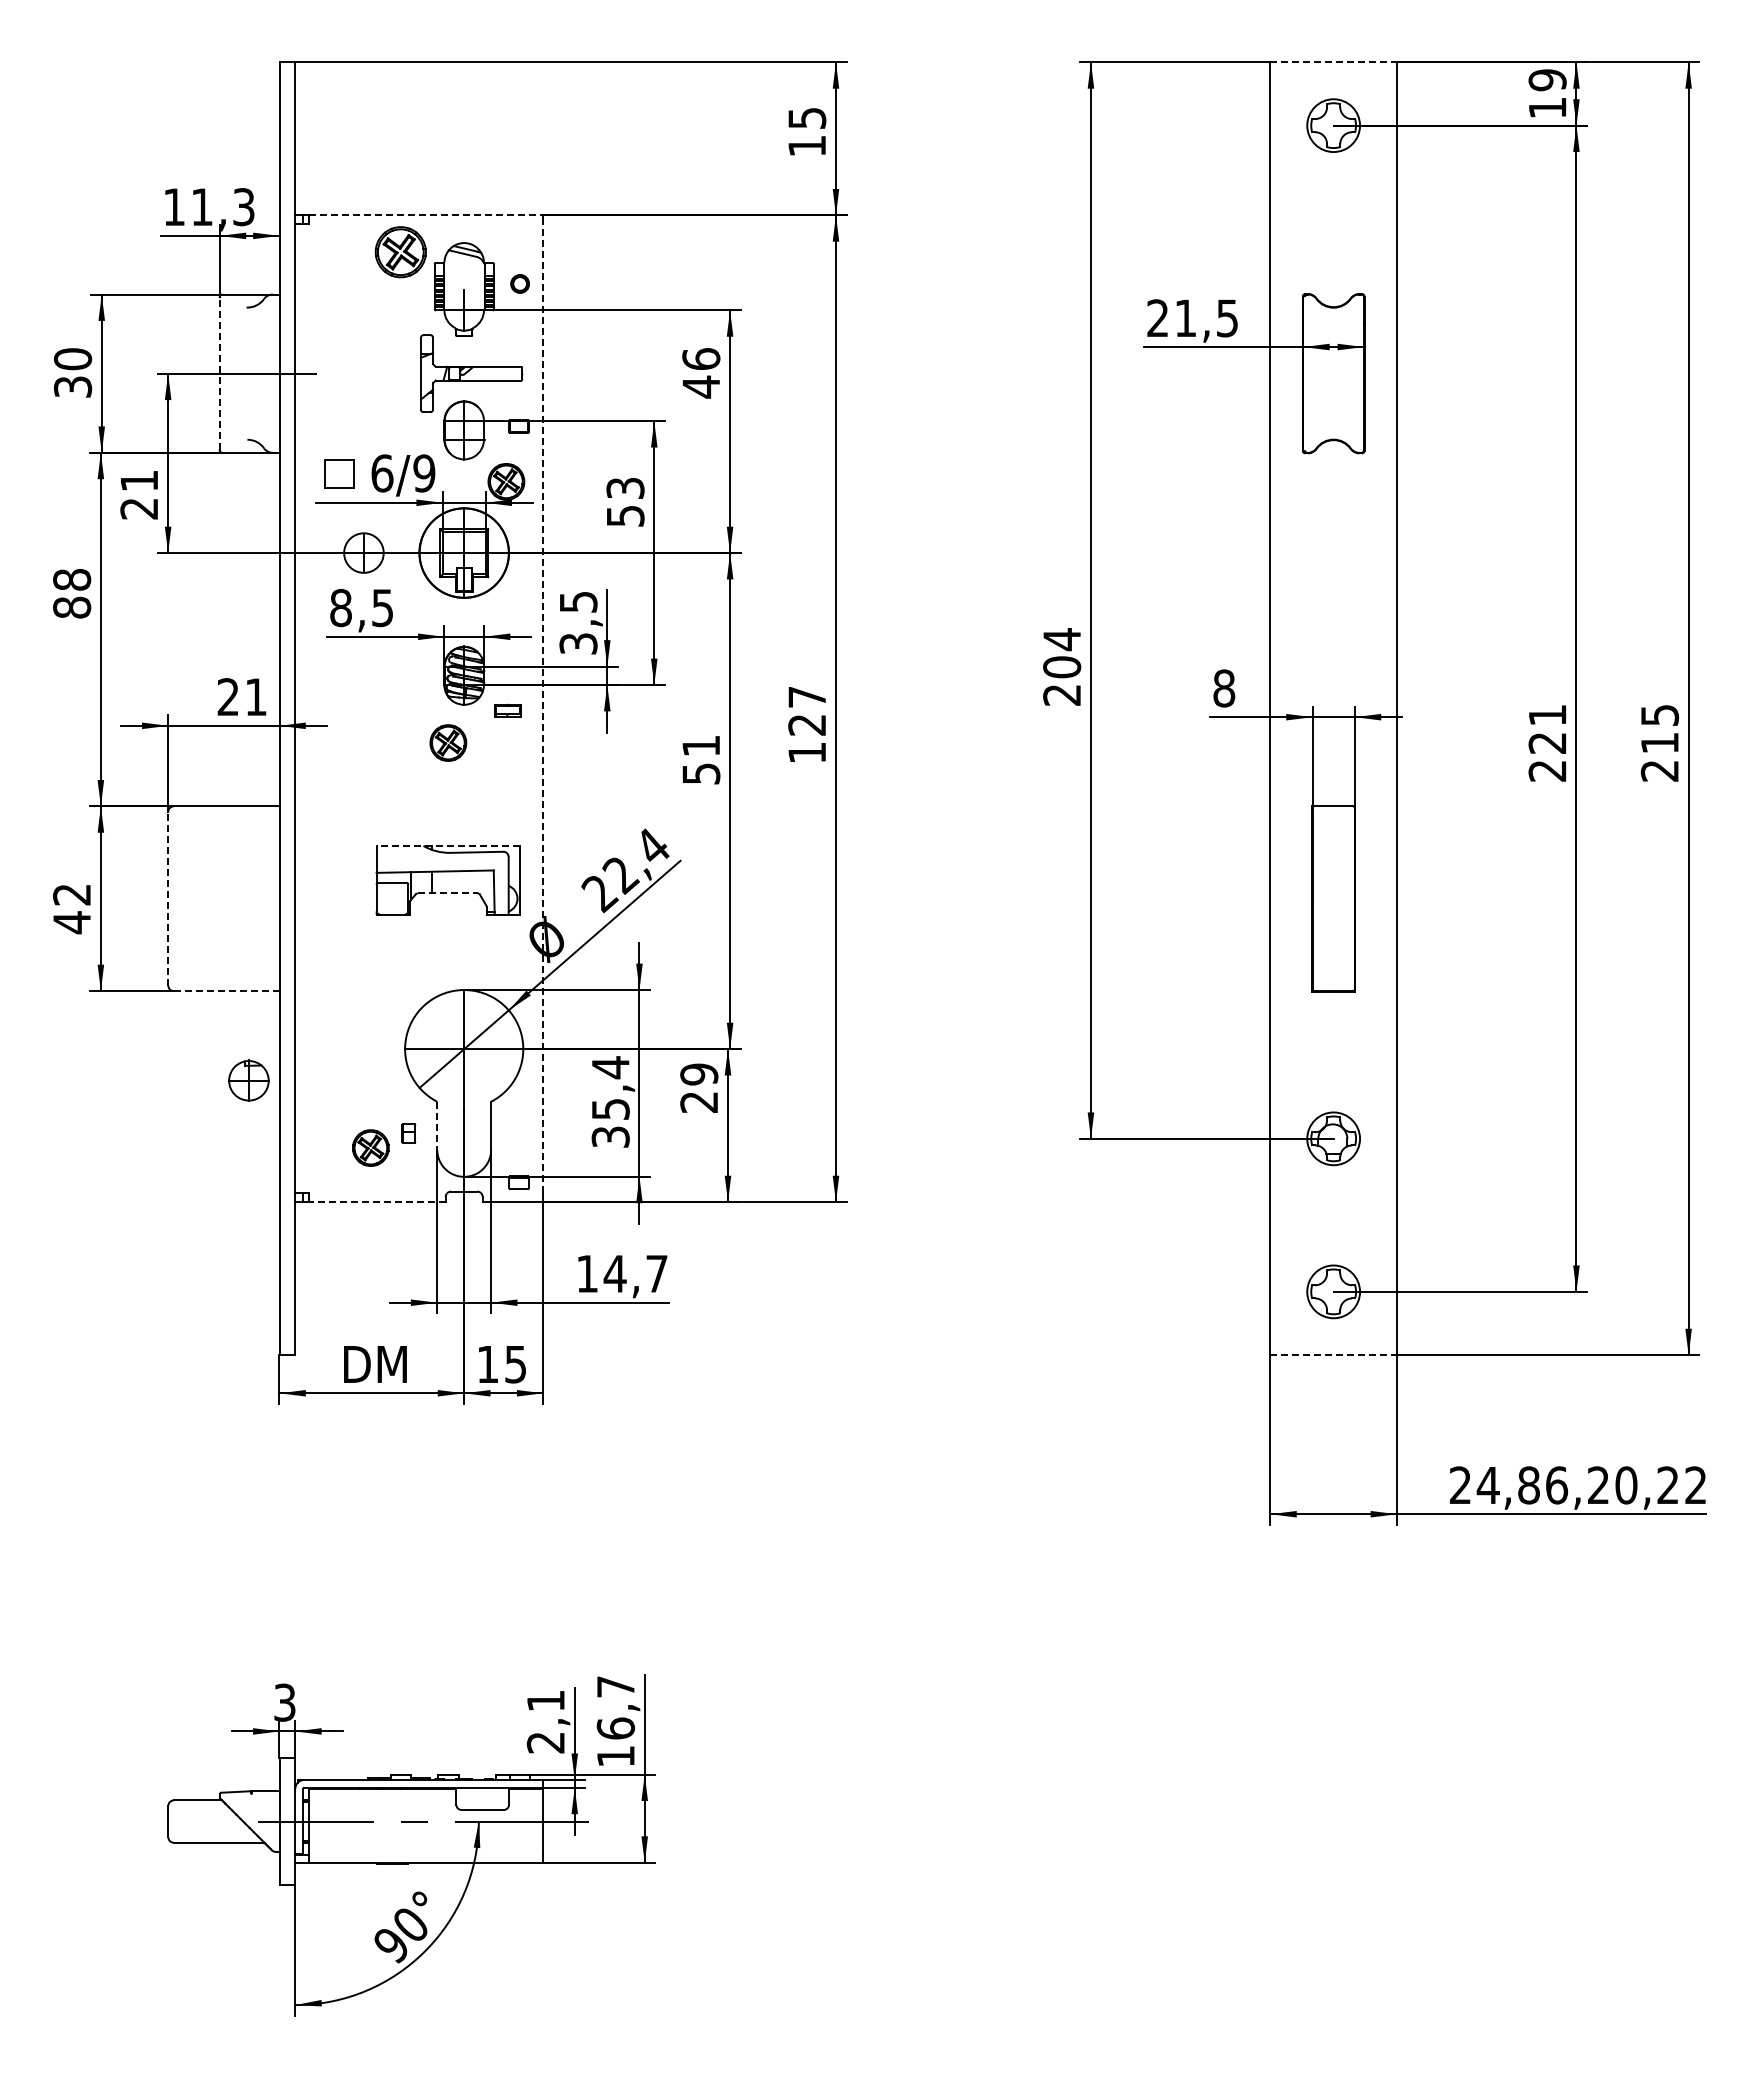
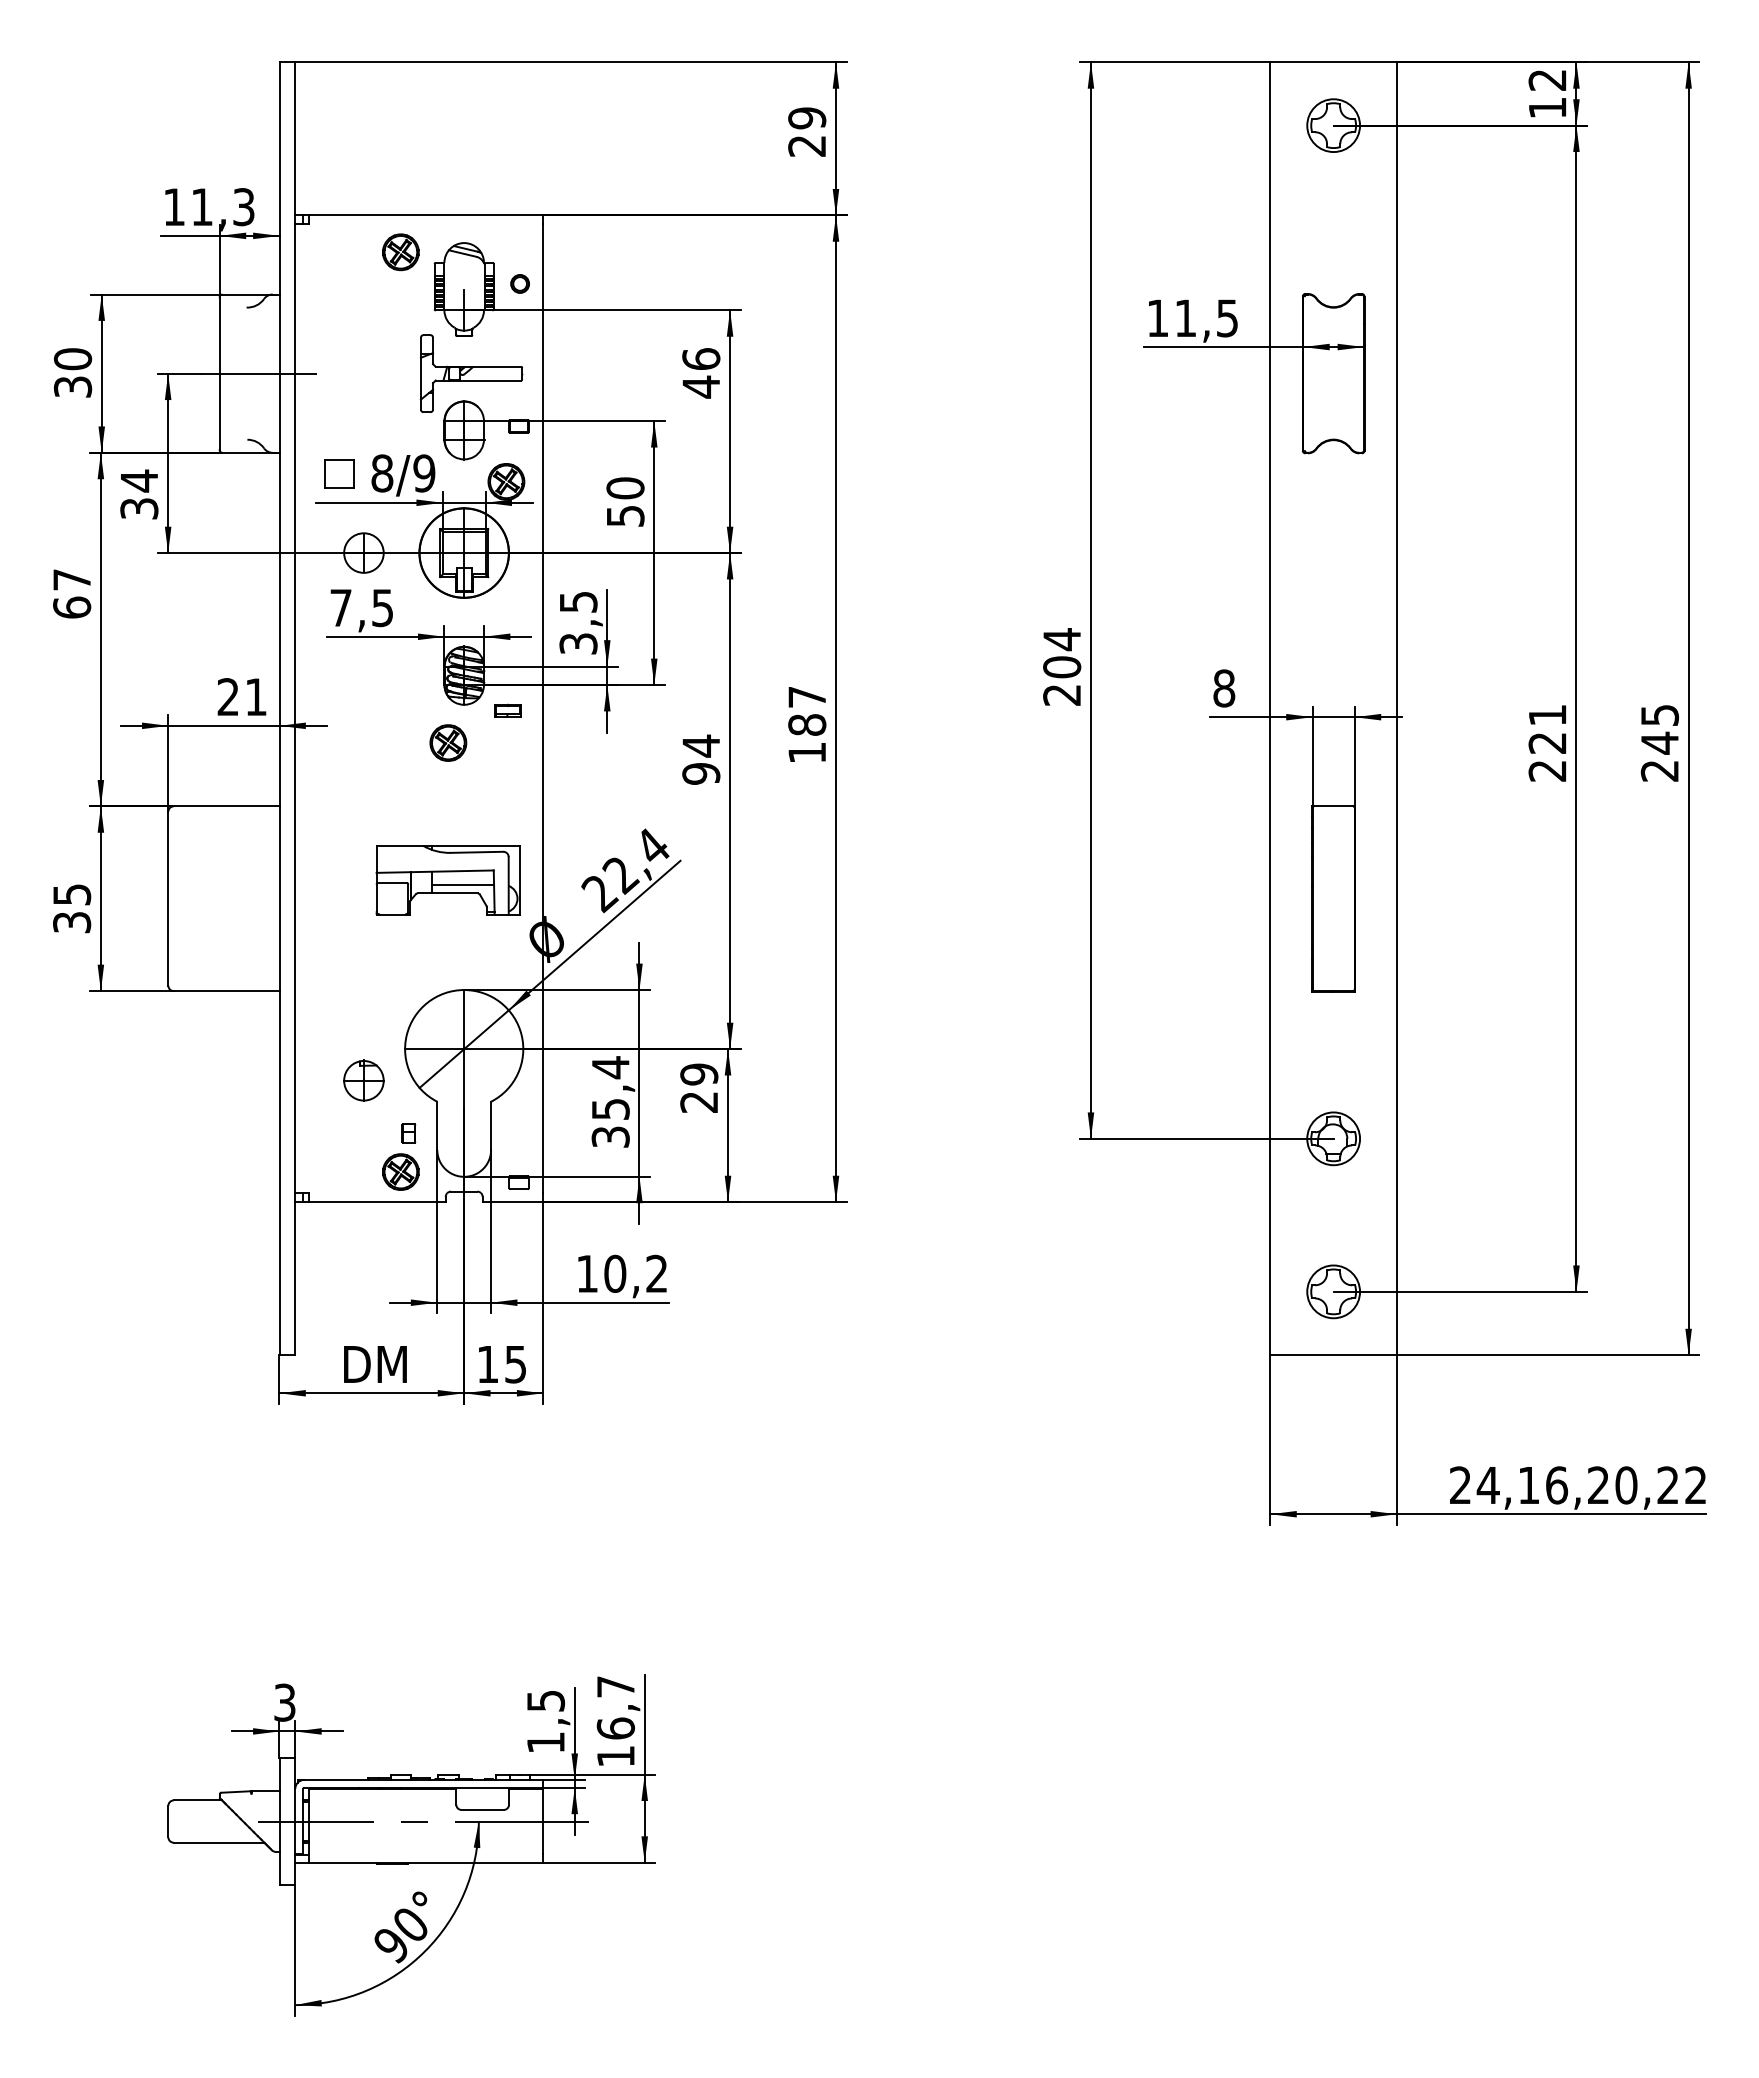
line: dashed -> solid (1334, 62)
text: 19 -> 12 (1547, 80)
text: 15 -> 29 (807, 131)
line: dashed -> solid (426, 215)
part size: 53x53 px -> 38x39 px (400, 252)
text: 21,5 -> 11,5 (1157, 317)
line: dashed -> solid (219, 373)
text: 6 -> 8 (382, 473)
text: 53 -> 50 (625, 488)
text: 21 -> 34 (139, 494)
text: 88 -> 67 (72, 593)
text: 8,5 -> 7,5 (340, 608)
line: dashed -> solid (543, 708)
text: 127 -> 187 (807, 724)
text: 215 -> 245 (1659, 742)
text: 51 -> 94 (701, 759)
line: dashed -> solid (448, 845)
line: none -> present (463, 885)
line: dashed -> solid (448, 893)
line: dashed -> solid (168, 898)
text: 42 -> 35 (72, 909)
line: dashed -> solid (226, 991)
part position: (248, 1080) -> (363, 1080) (363, 1080)
line: dashed -> solid (437, 1126)
part position: (370, 1147) -> (400, 1171) (400, 1171)
line: dashed -> solid (377, 1202)
text: 14,7 -> 10,2 (635, 1273)
line: dashed -> solid (1334, 1355)
text: ,86,20,22 -> ,16,20,22 (1528, 1485)
text: 2,1 -> 1,5 (545, 1722)
